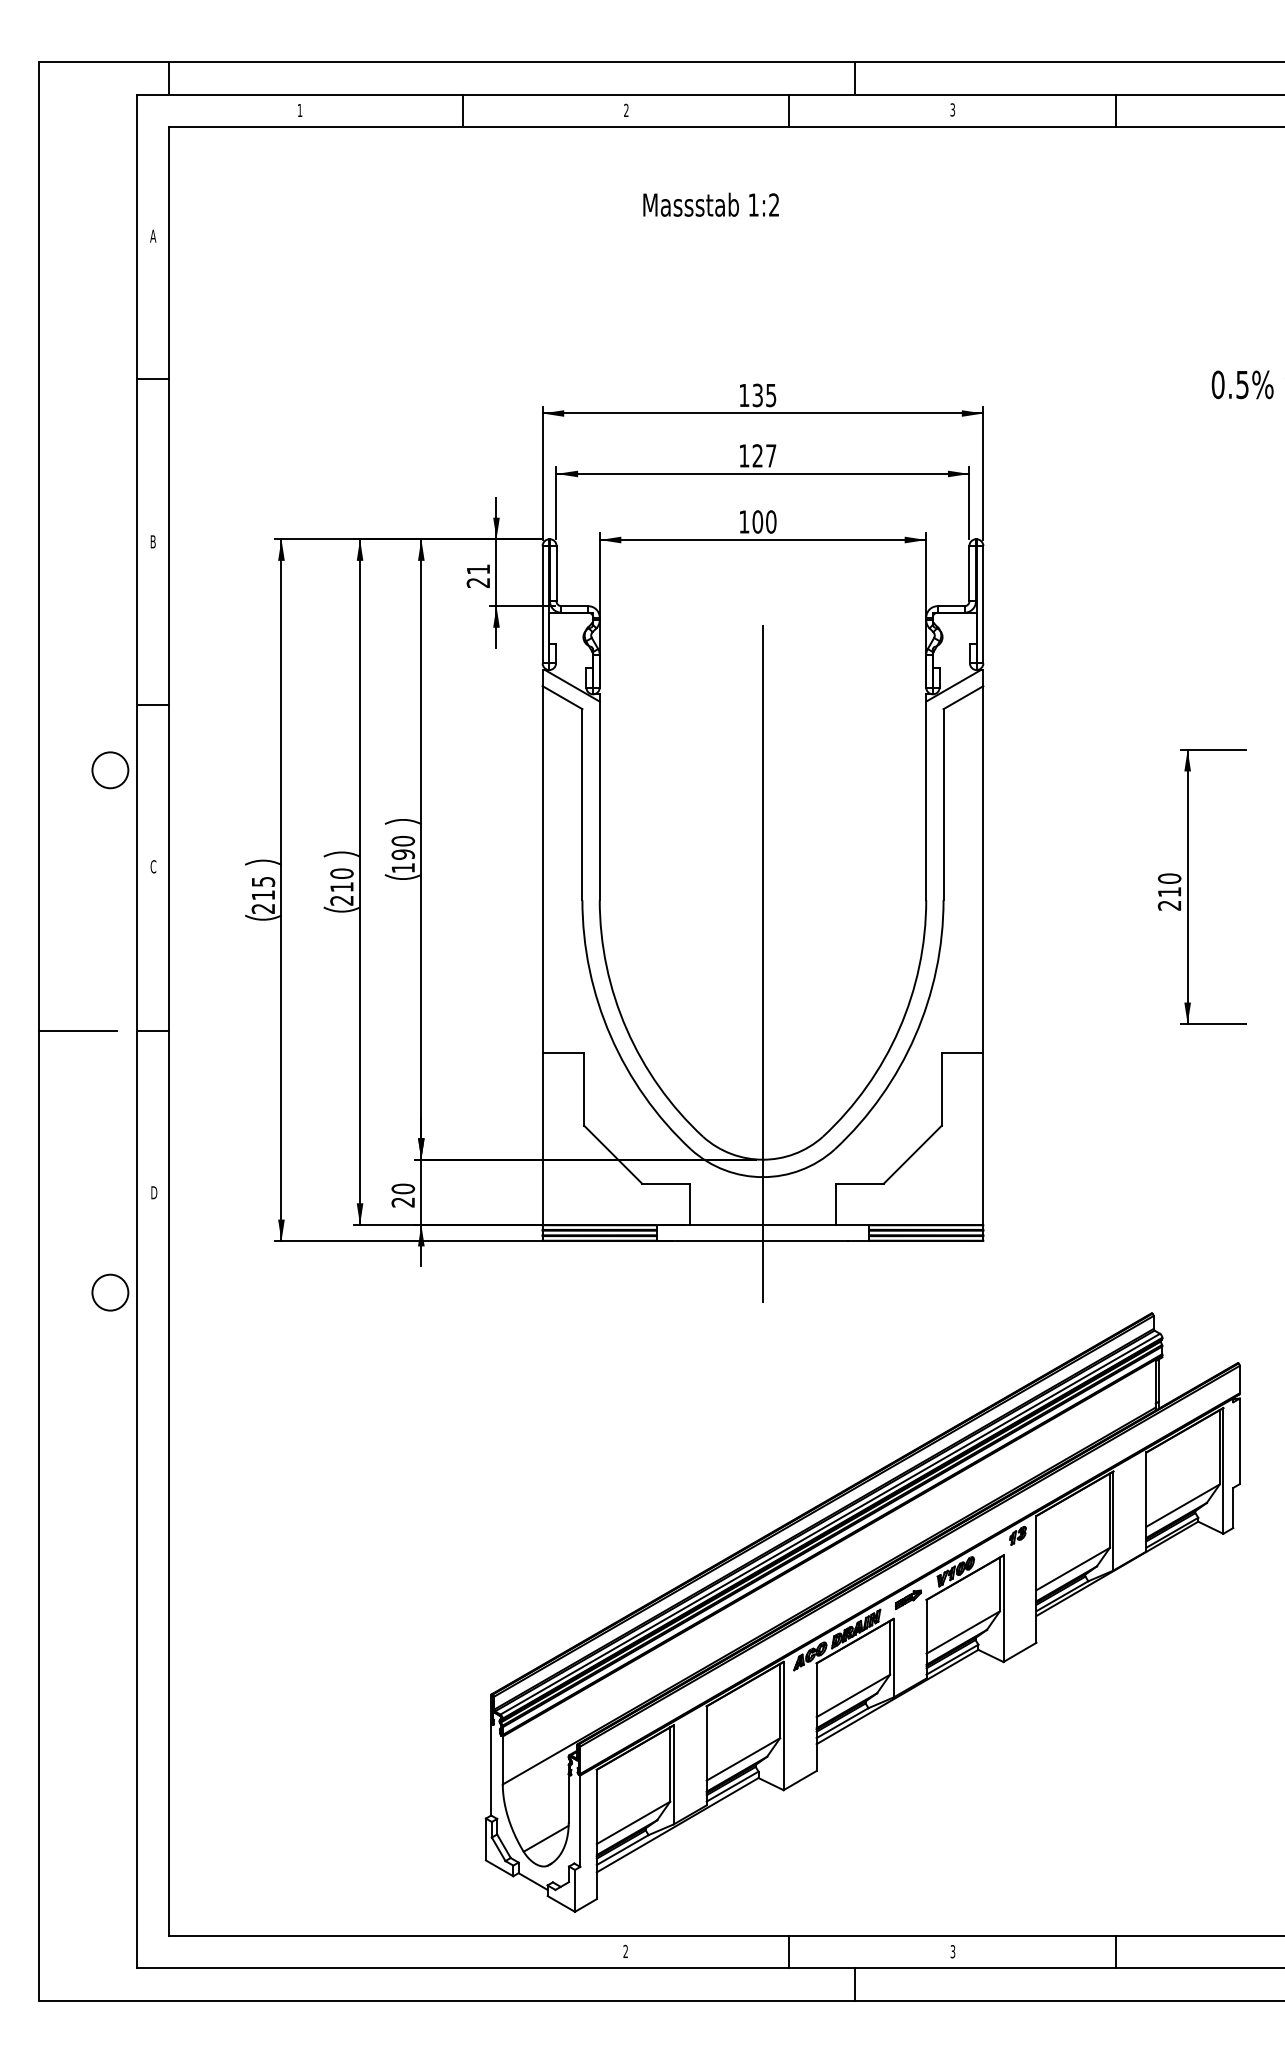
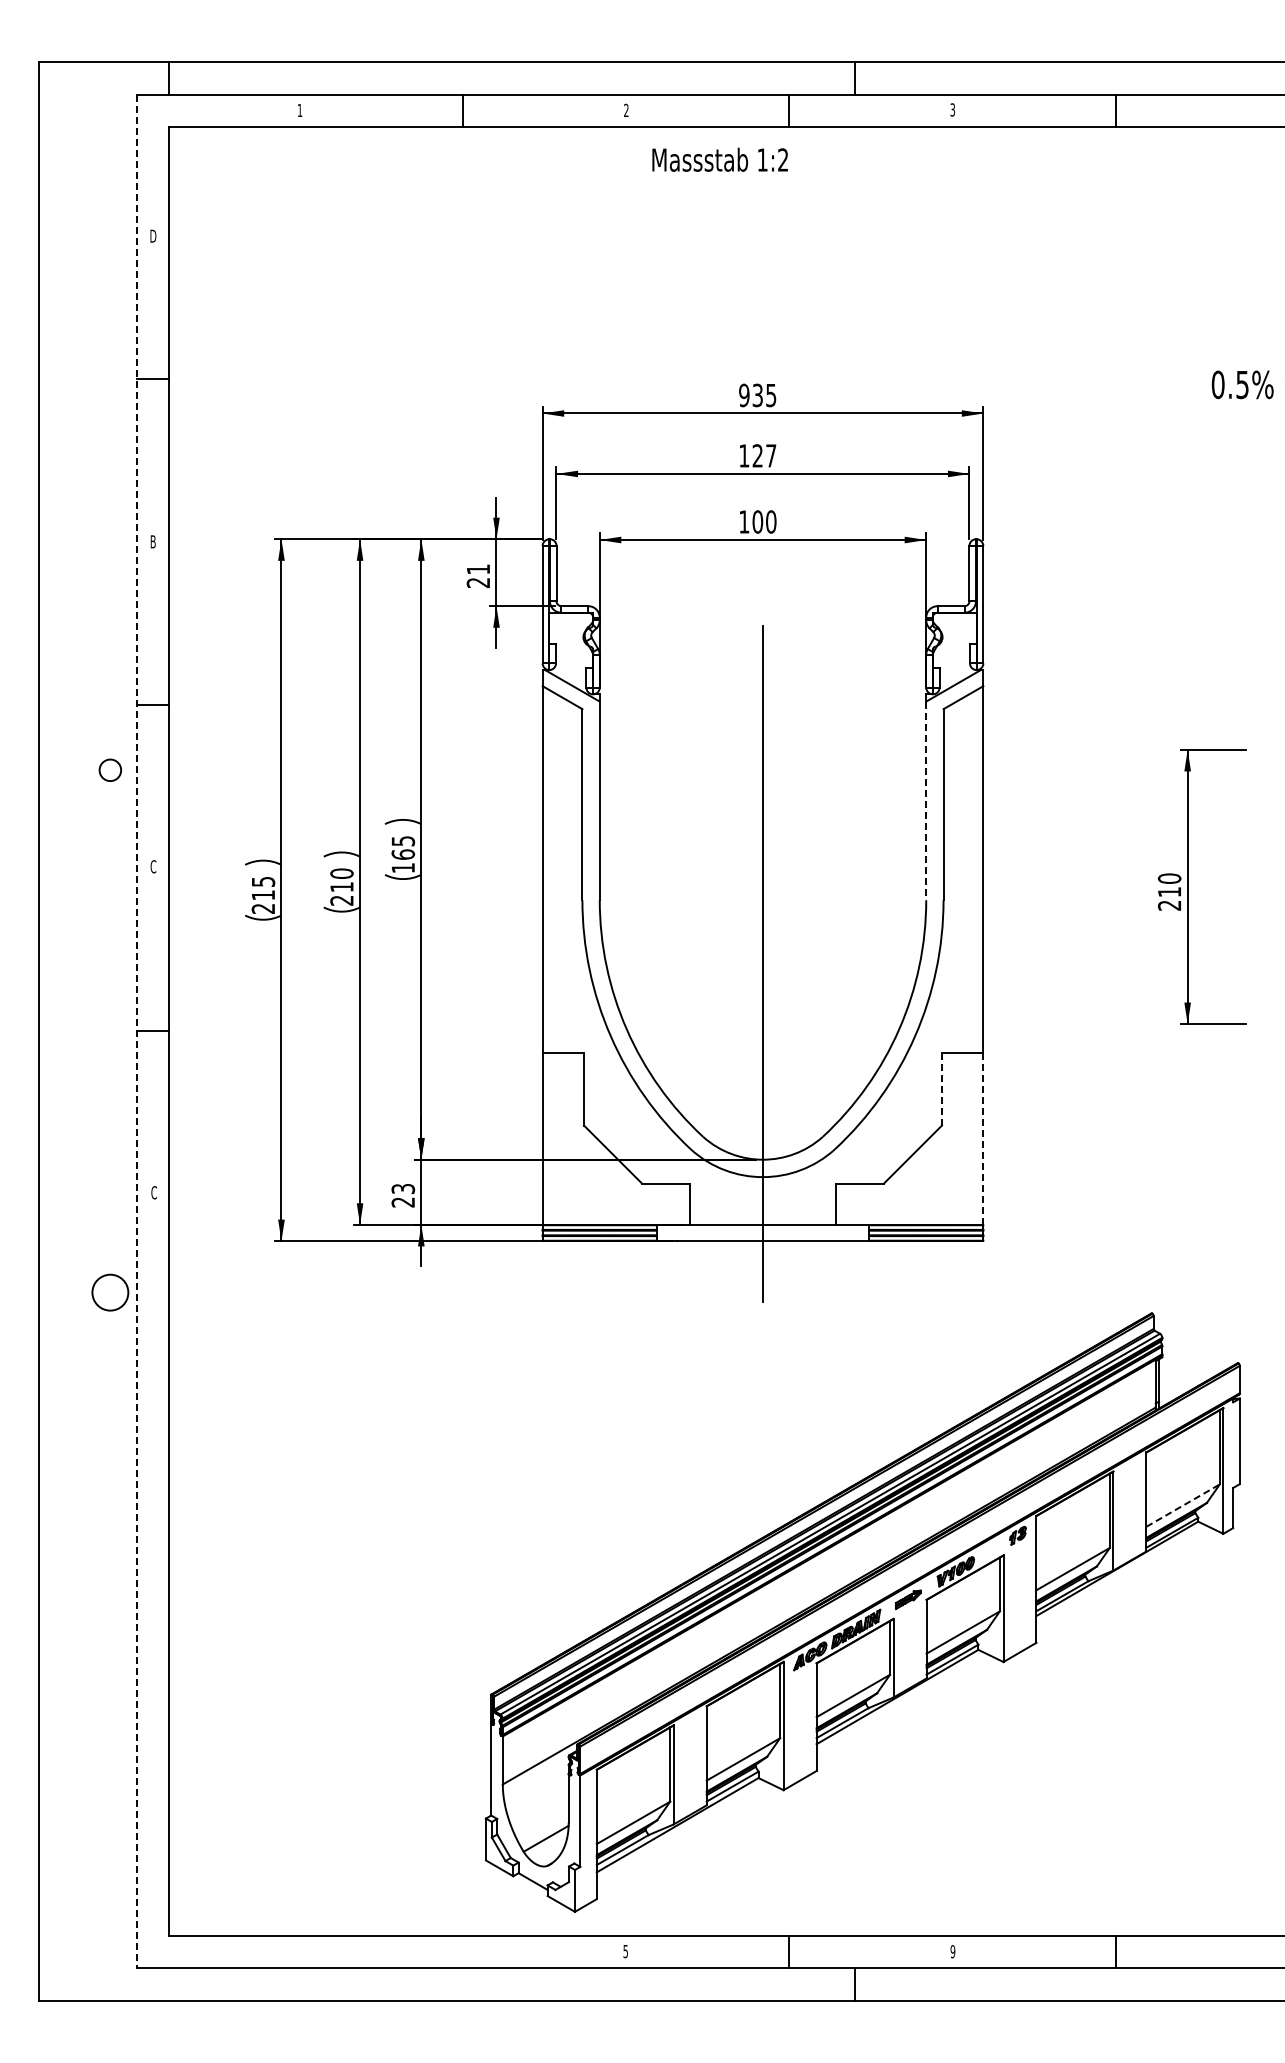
text position: (710, 204) -> (719, 159) (719, 159)
text: A -> D (153, 235)
text: 135 -> 935 (744, 395)
circle diameter: 36 px -> 22 px (110, 770)
line: solid -> dashed (926, 801)
text: 190 -> 165 (403, 847)
line: present -> none (77, 1031)
line: solid -> dashed (136, 1031)
line: solid -> dashed (941, 1089)
line: solid -> dashed (983, 1139)
text: 20 -> 23 (403, 1188)
text: D -> C (154, 1192)
line: solid -> dashed (1183, 1505)
text: 2 -> 5 (625, 1951)
text: 3 -> 9 (952, 1951)
